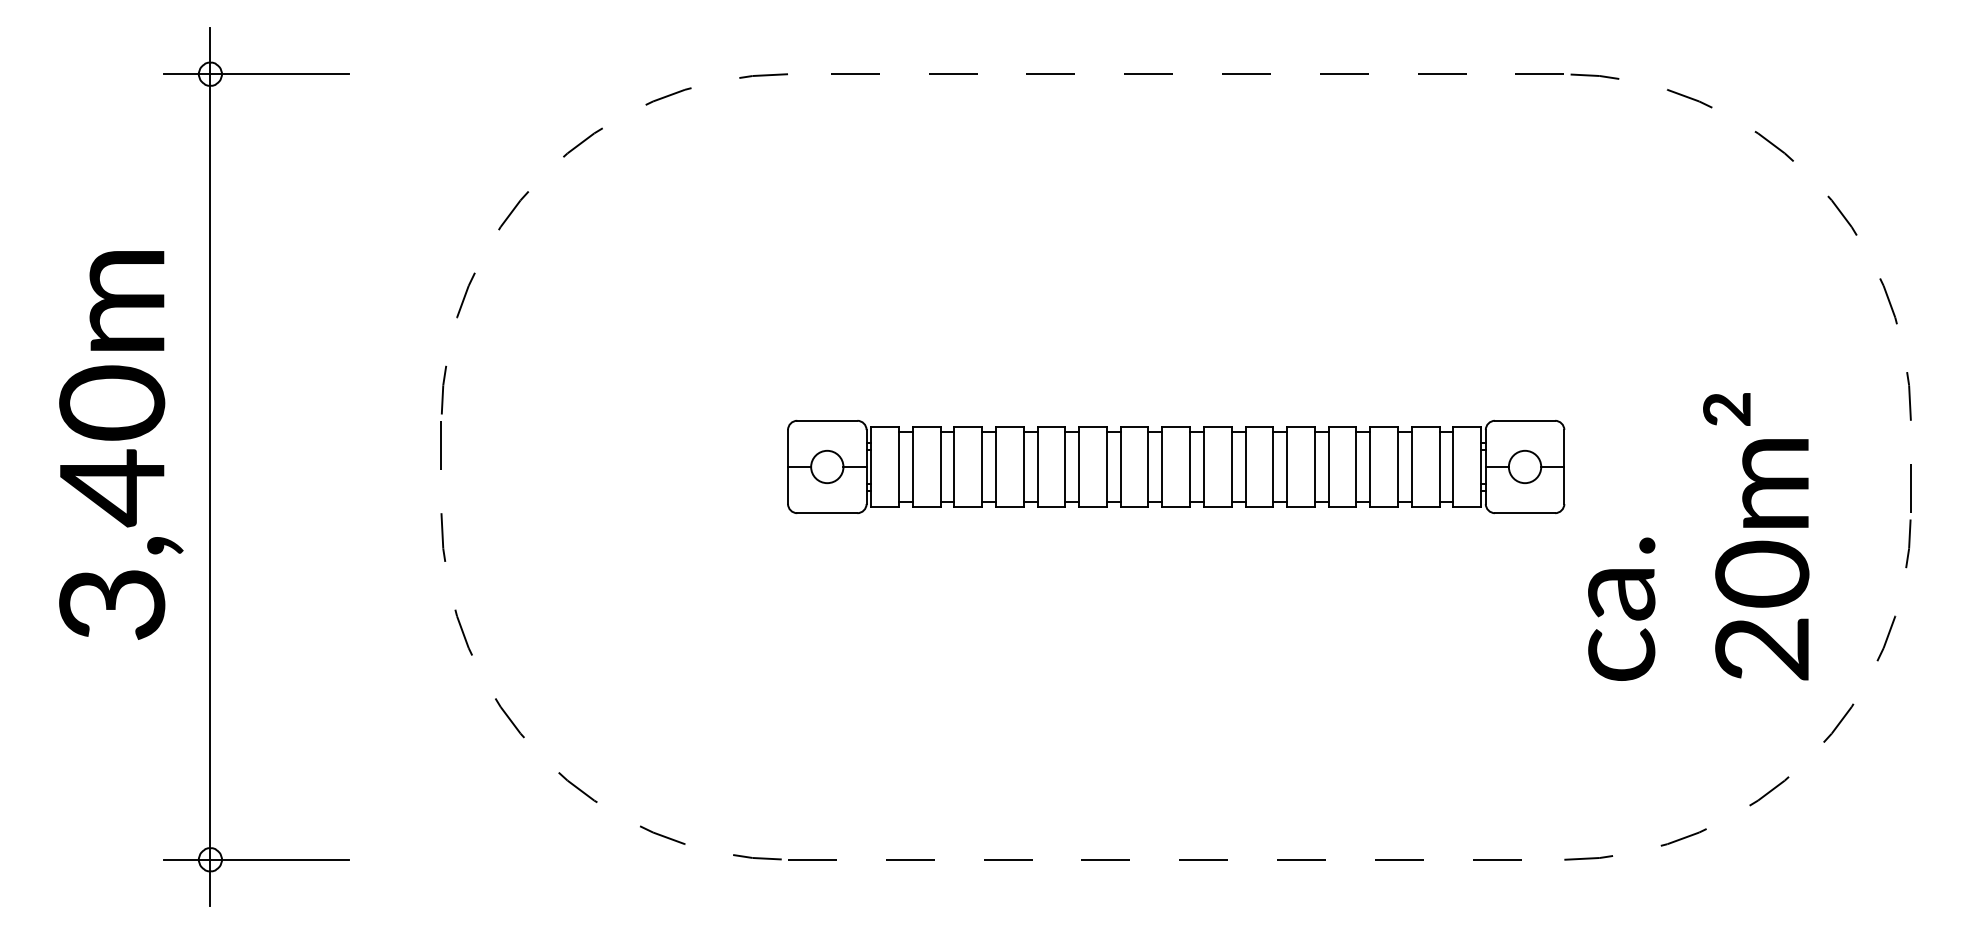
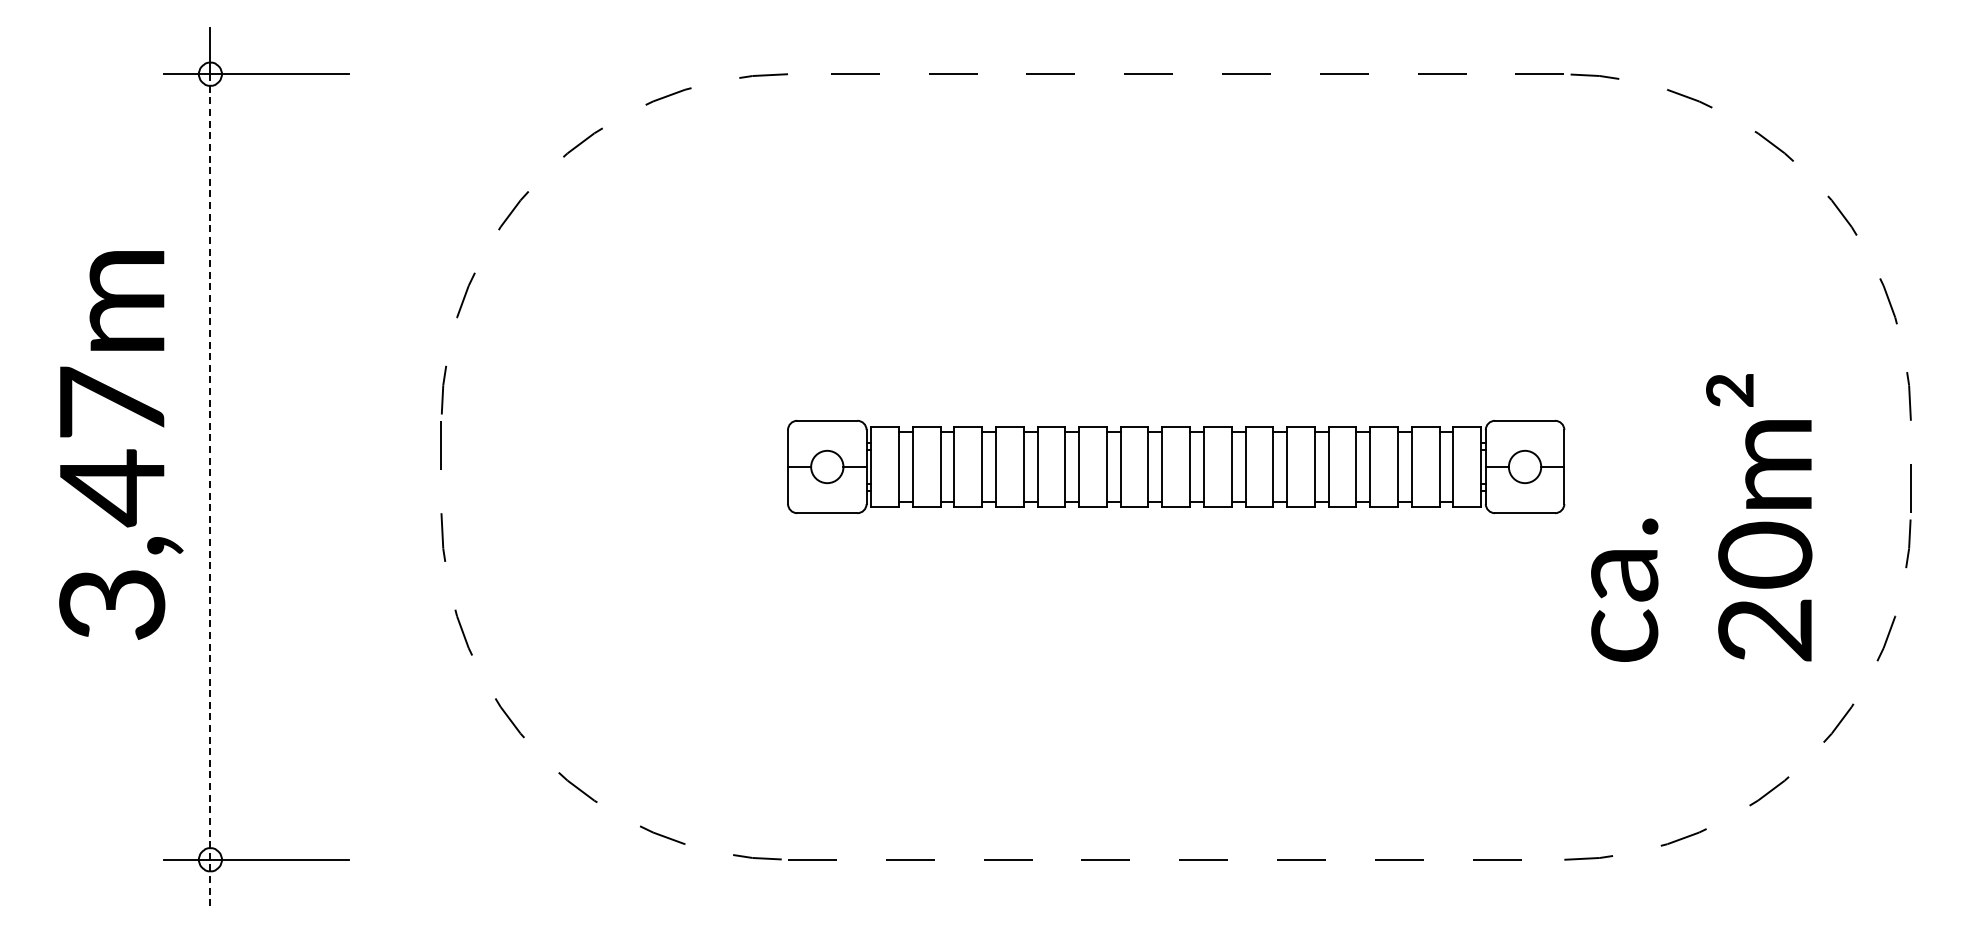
text: 3,40m -> 3,47m (112, 402)
line: solid -> dashed (210, 490)
text position: (1698, 536) -> (1701, 517) (1701, 517)
